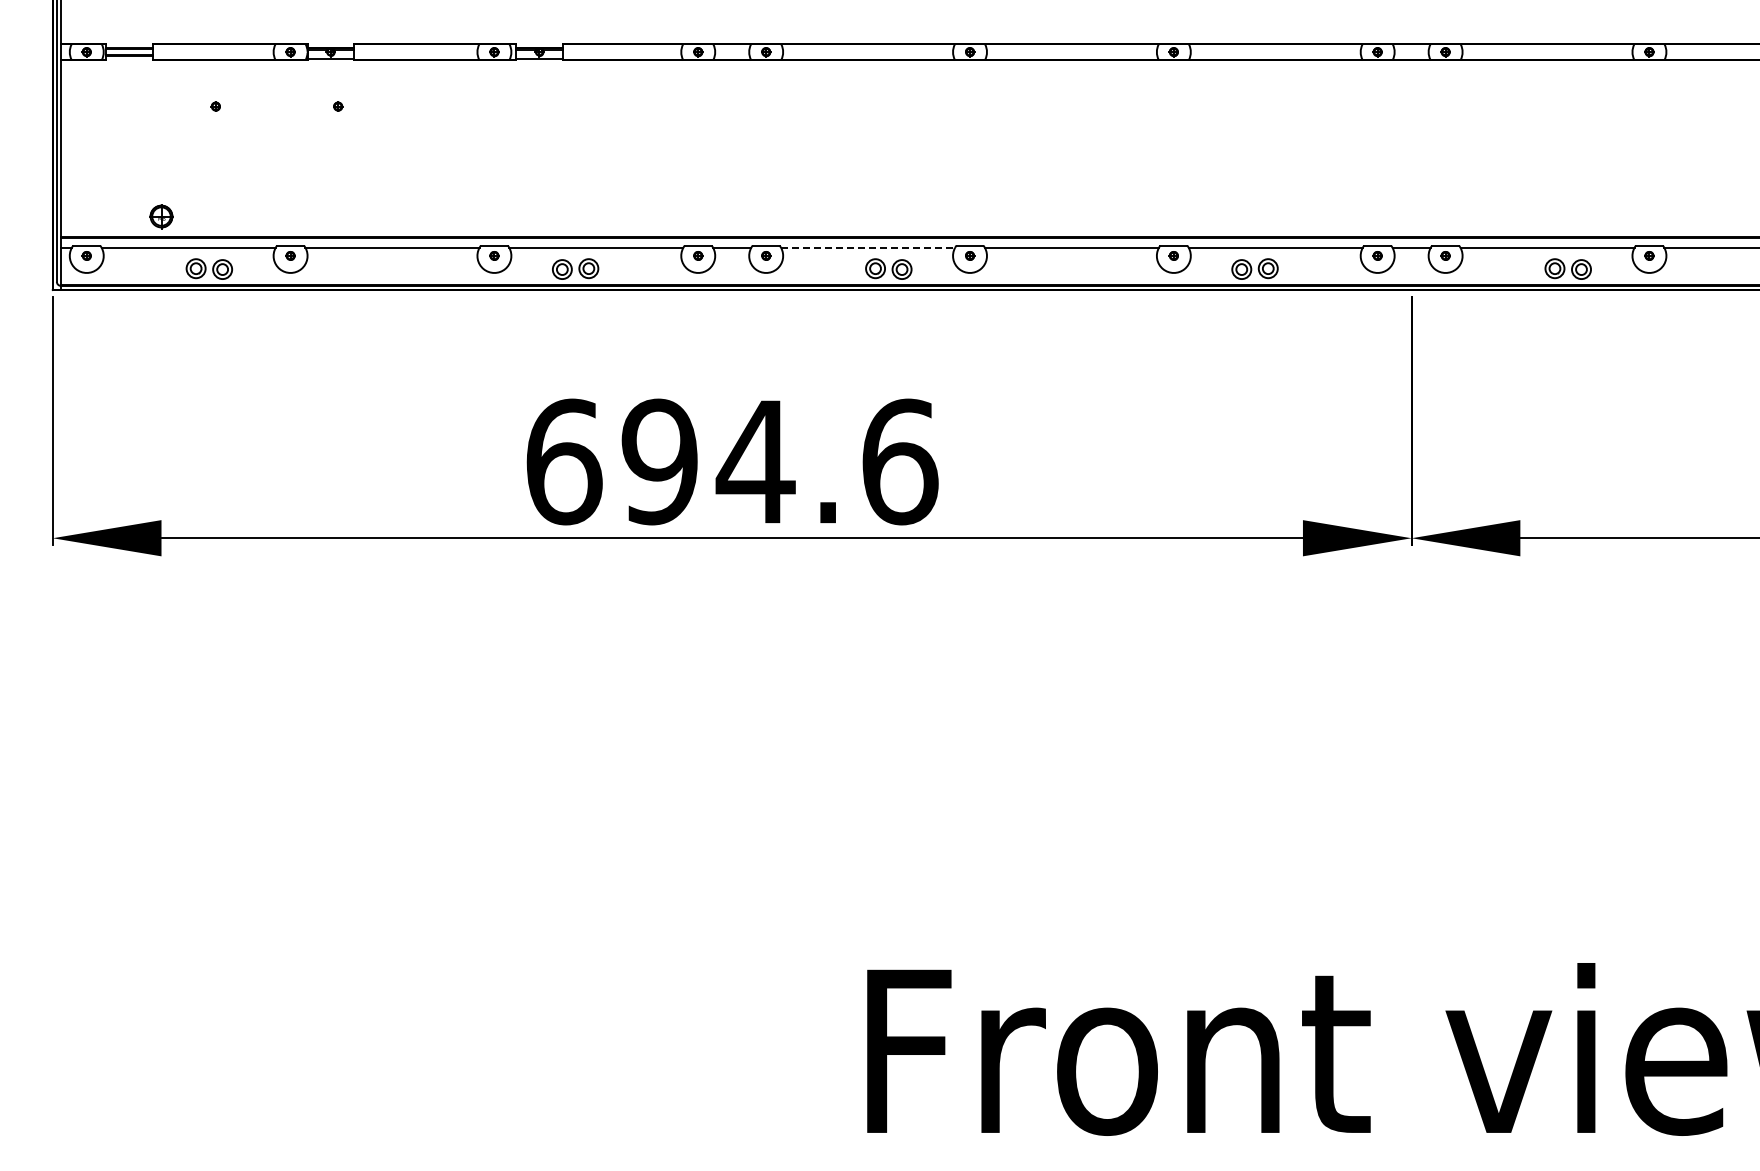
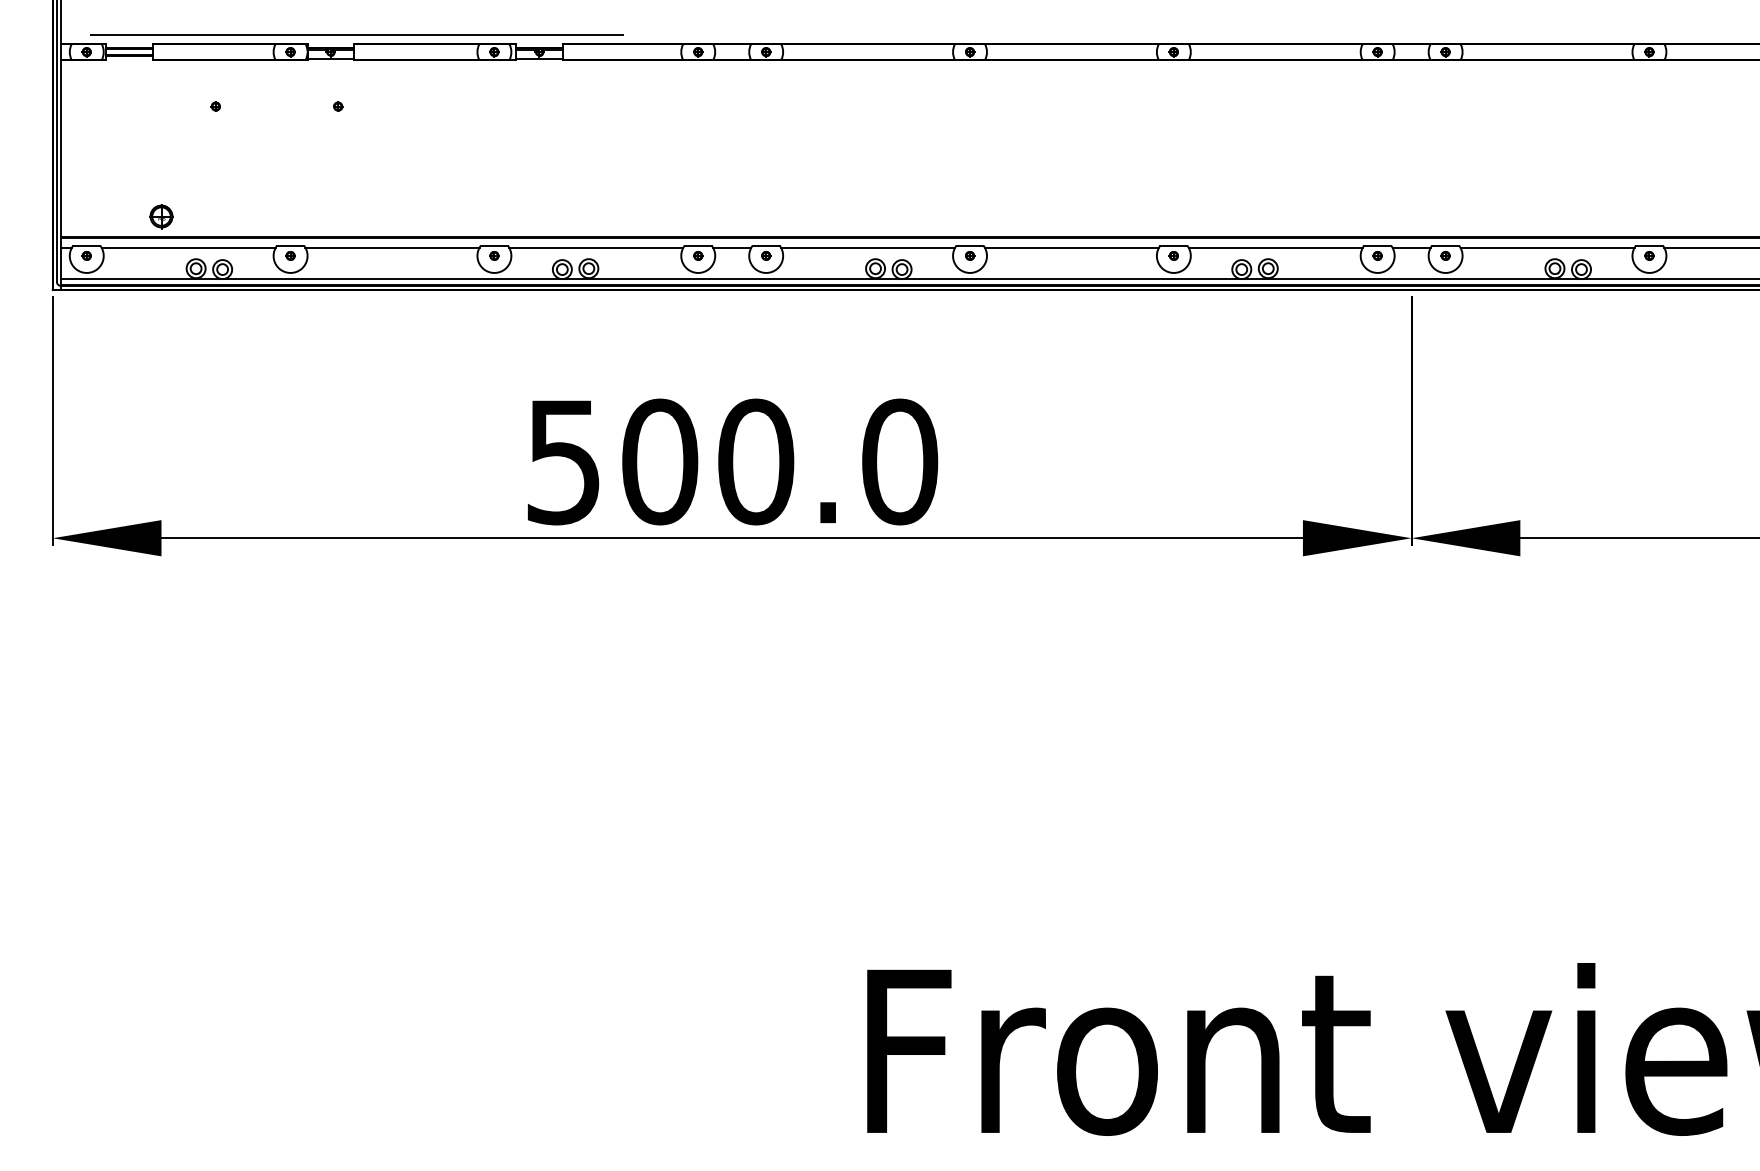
line: none -> present (356, 34)
line: dashed -> solid (868, 247)
line: none -> present (908, 279)
text: 694.6 -> 500.0 (732, 461)
